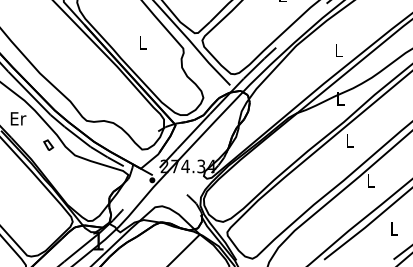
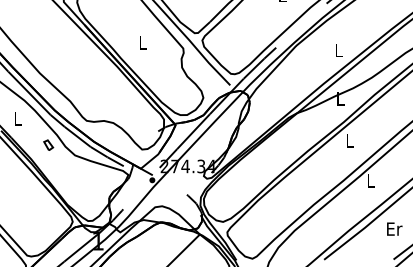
text: Er -> L (18, 118)
text: L -> Er (394, 228)
